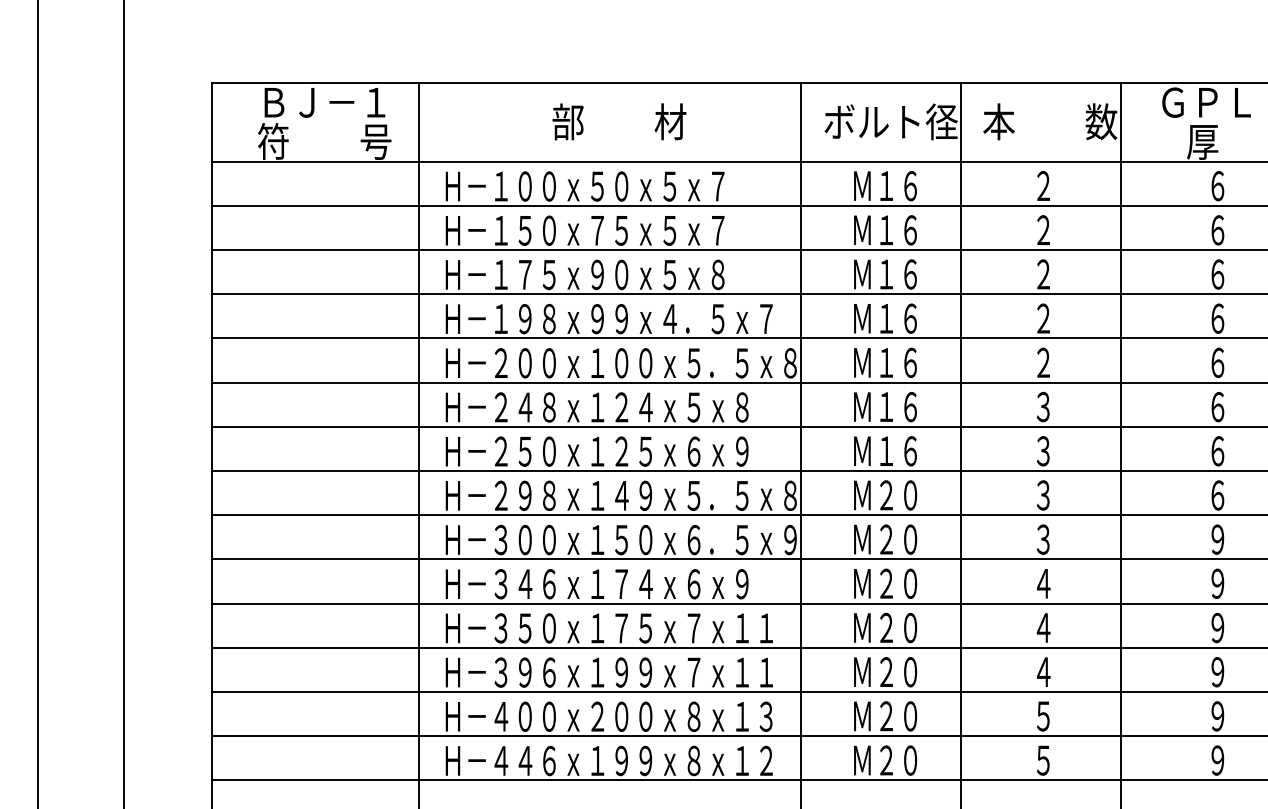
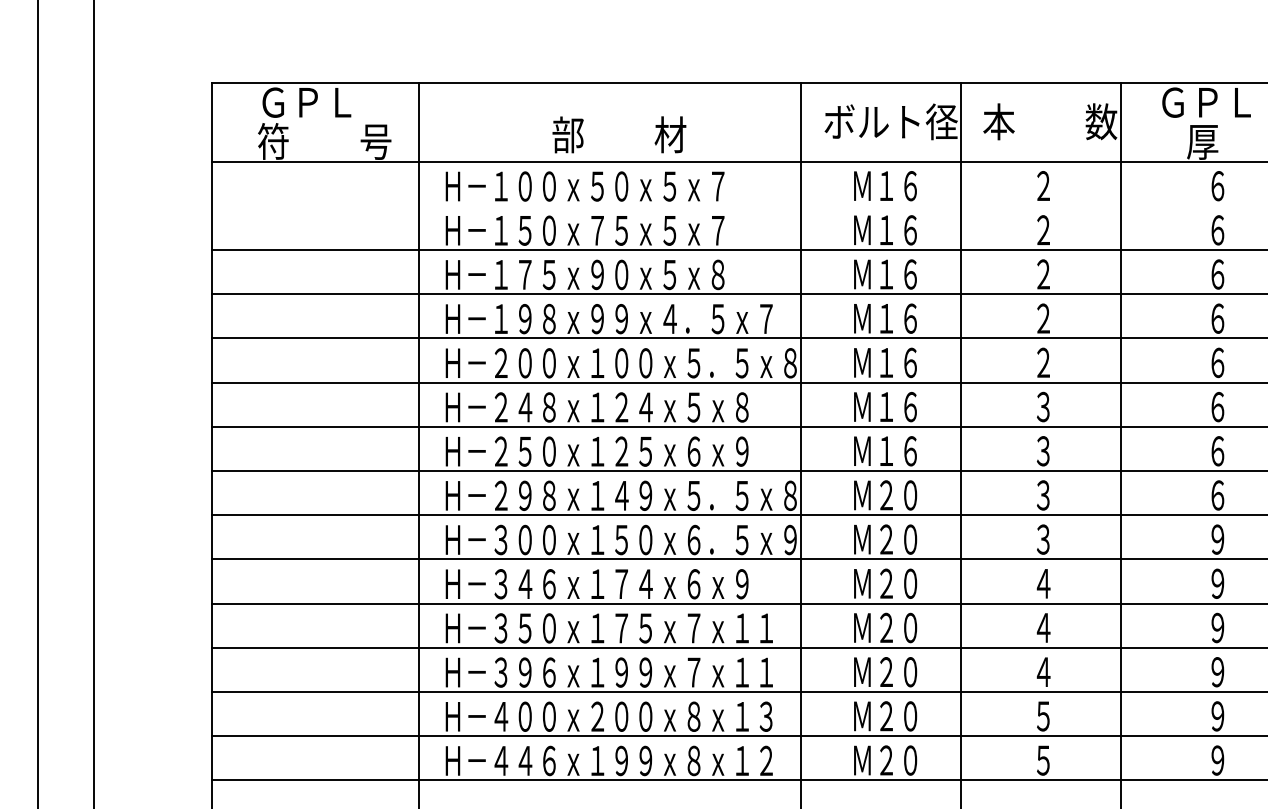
text: ＢＪ－１ -> ＧＰＬ (323, 102)
text position: (619, 121) -> (619, 134) (619, 134)
line: present -> none (738, 205)
line position: (123, 403) -> (93, 403) (93, 403)
